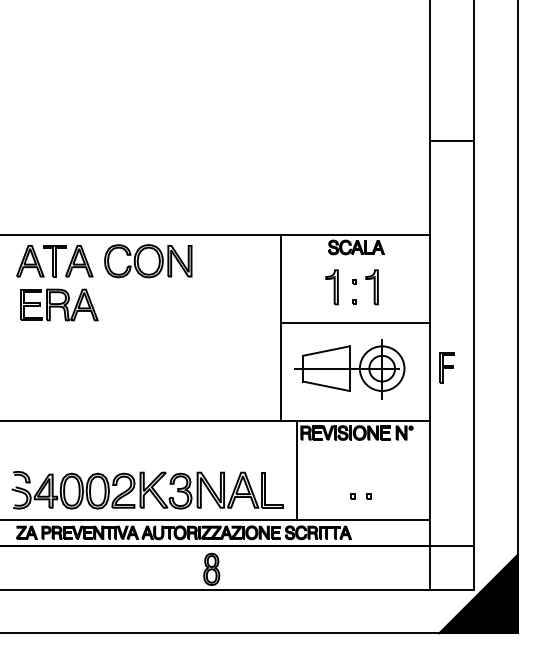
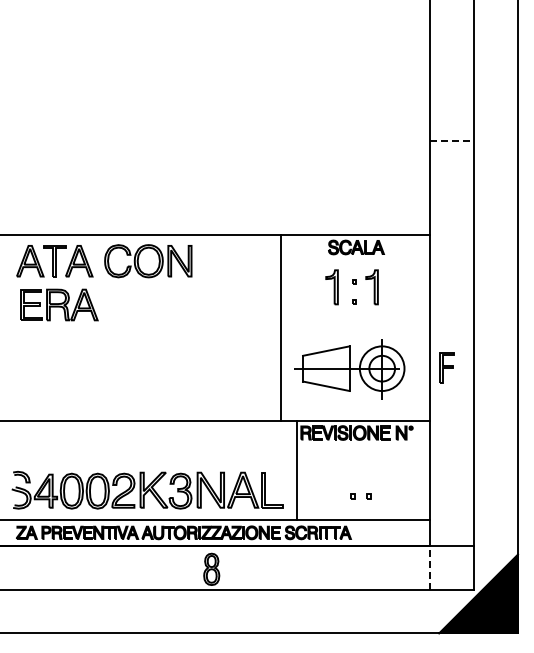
line: solid -> dashed (452, 141)
line: present -> none (355, 323)
line: solid -> dashed (430, 567)
